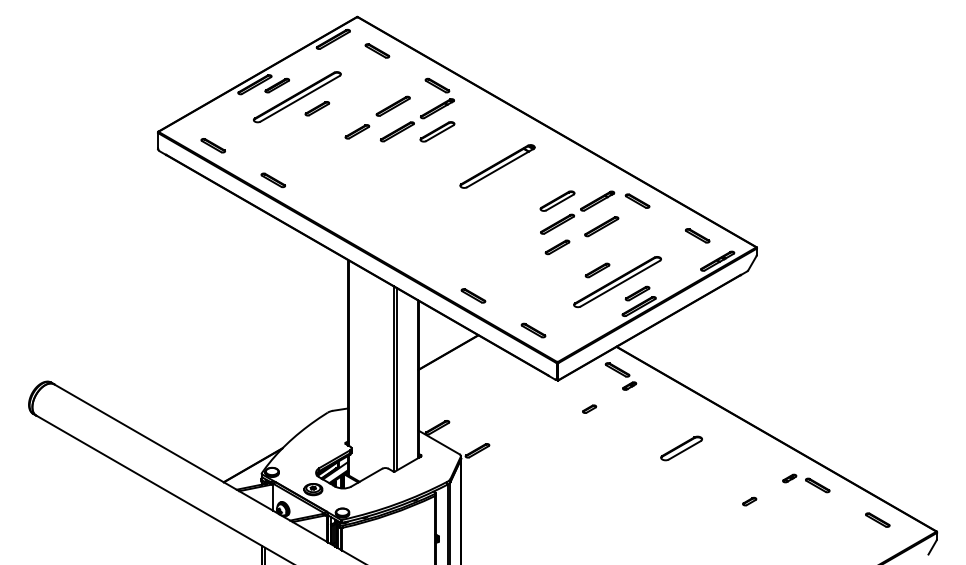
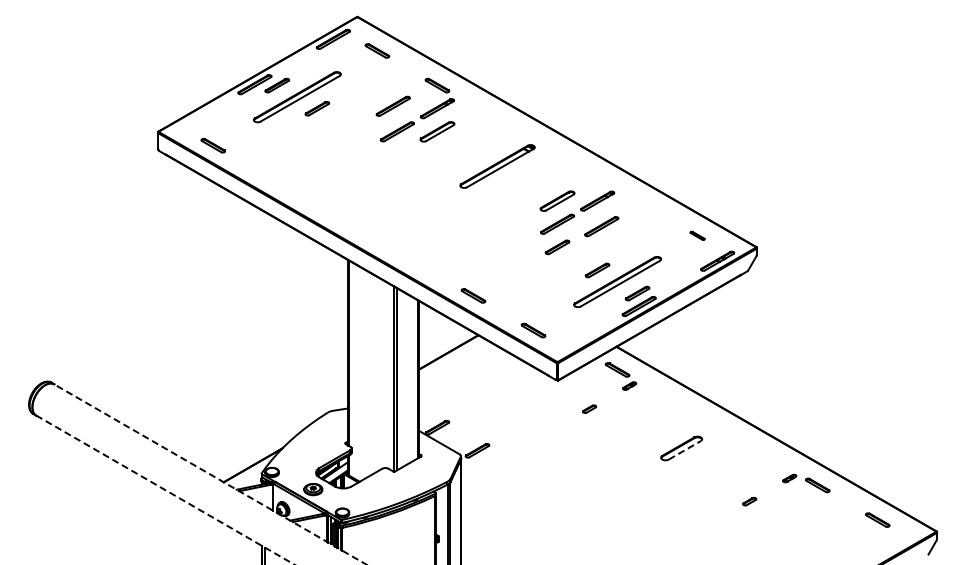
part: present -> none (357, 131)
part: present -> none (272, 180)
part: present -> none (637, 200)
part size: 27x16 px -> 17x11 px (697, 235)
line: solid -> dashed (685, 450)
line: solid -> dashed (210, 474)
line: solid -> dashed (165, 490)
